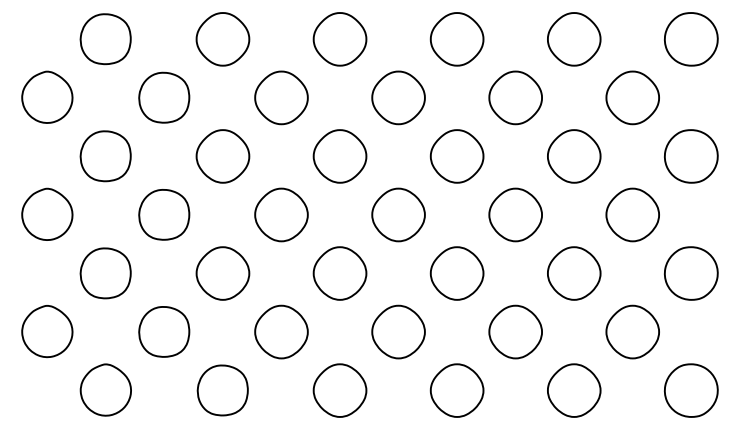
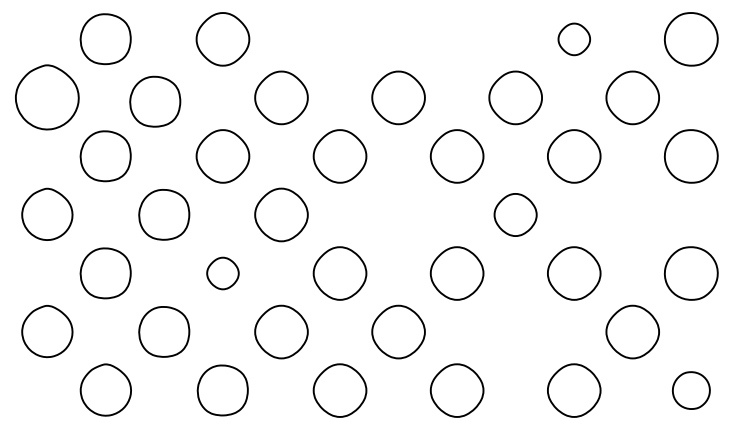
part: present -> none (339, 39)
part: present -> none (456, 39)
part size: 55x55 px -> 34x35 px (573, 39)
part size: 53x54 px -> 65x67 px (47, 97)
part position: (164, 97) -> (155, 101) (155, 101)
part: present -> none (398, 214)
part size: 55x56 px -> 45x44 px (515, 214)
part: present -> none (632, 214)
part size: 56x55 px -> 34x35 px (222, 273)
part: present -> none (515, 331)
part size: 55x55 px -> 39x39 px (691, 390)
